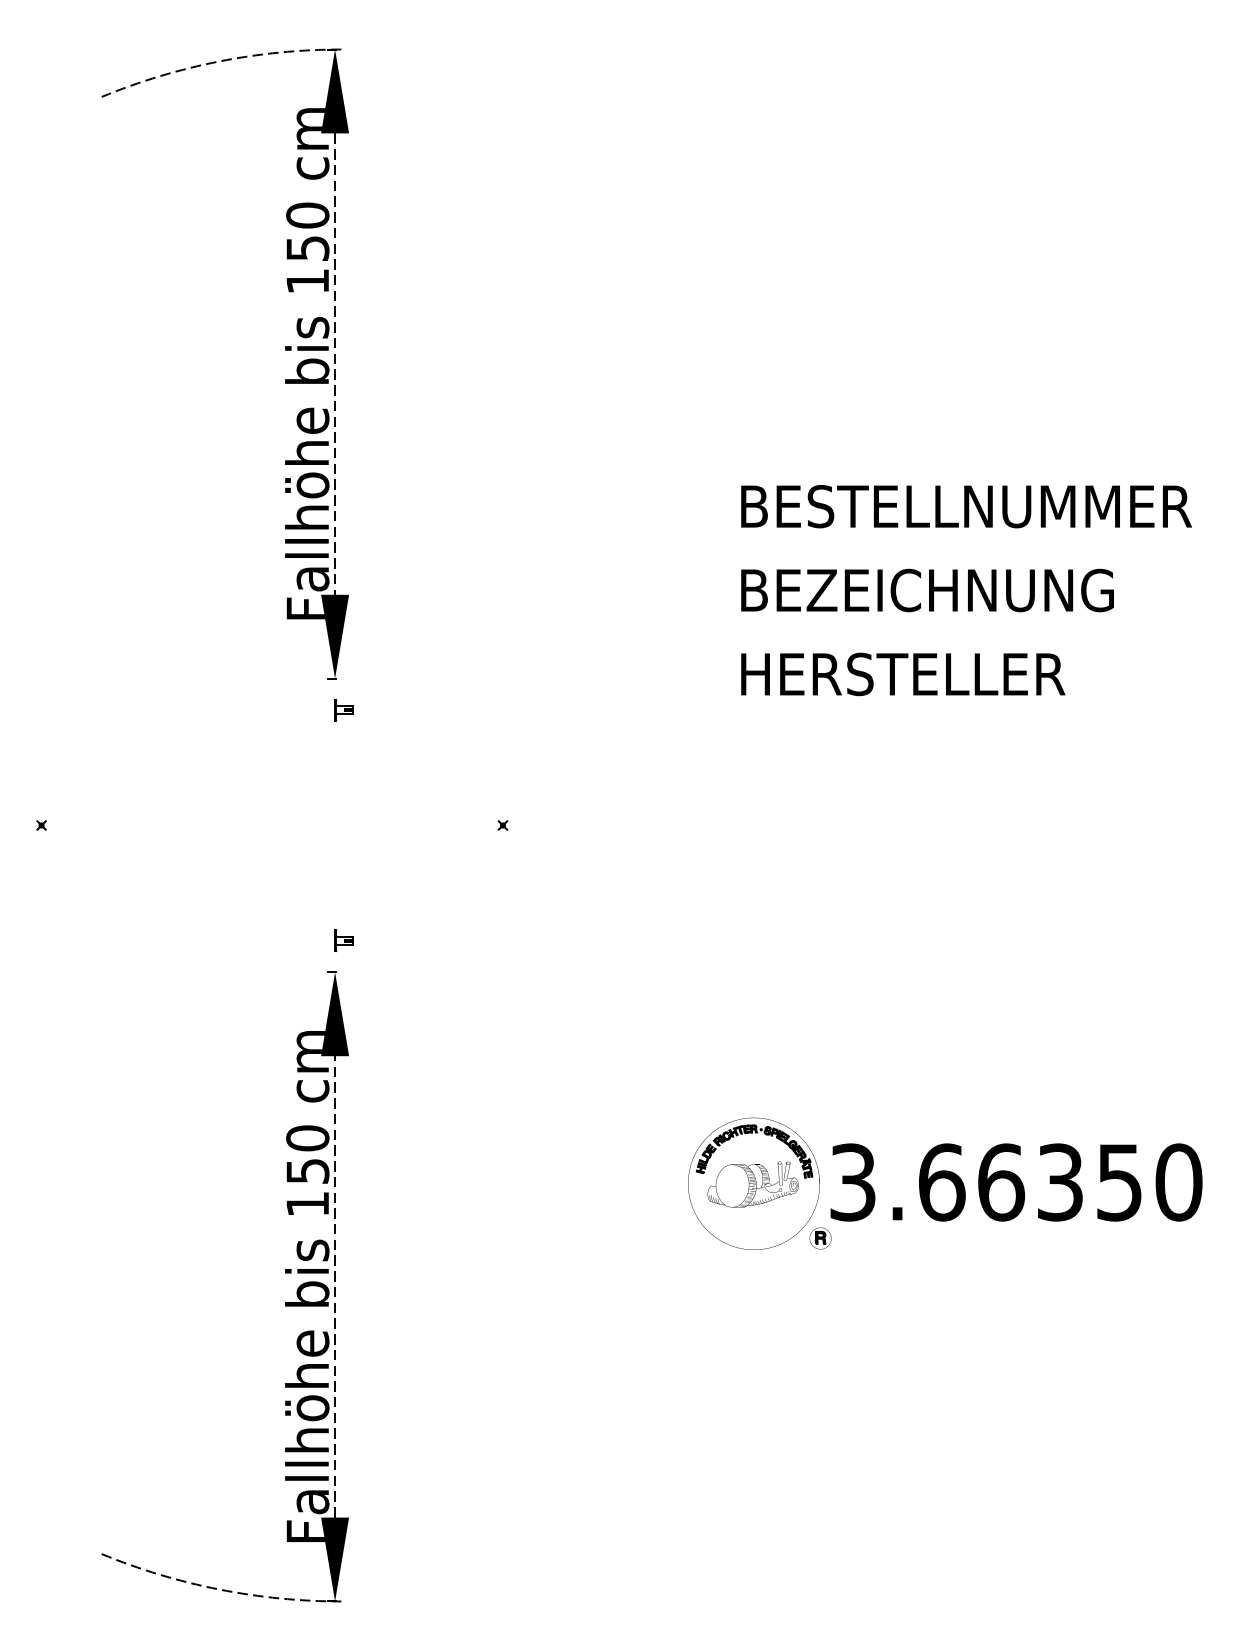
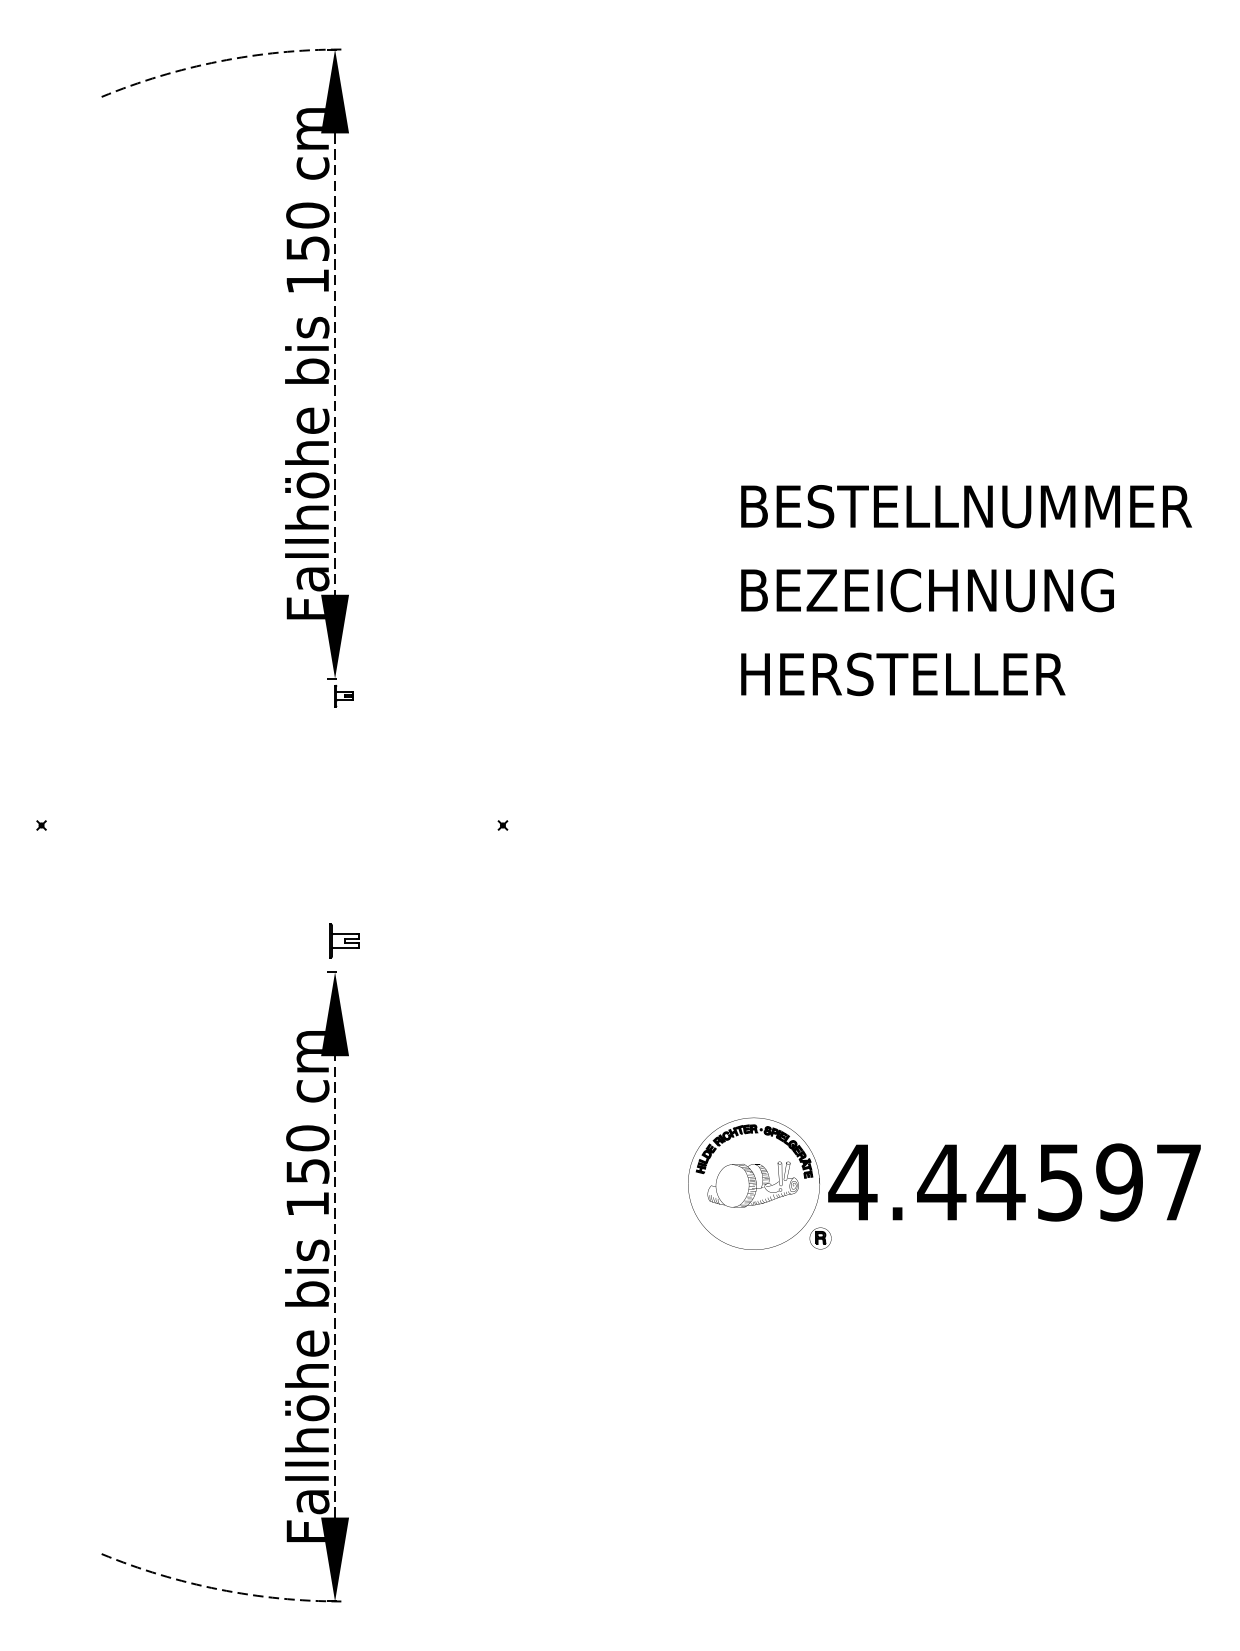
part position: (343, 710) -> (343, 696) (343, 696)
part size: 20x23 px -> 31x36 px (344, 940)
text: 3.66350 -> 4.44597 (1015, 1182)
